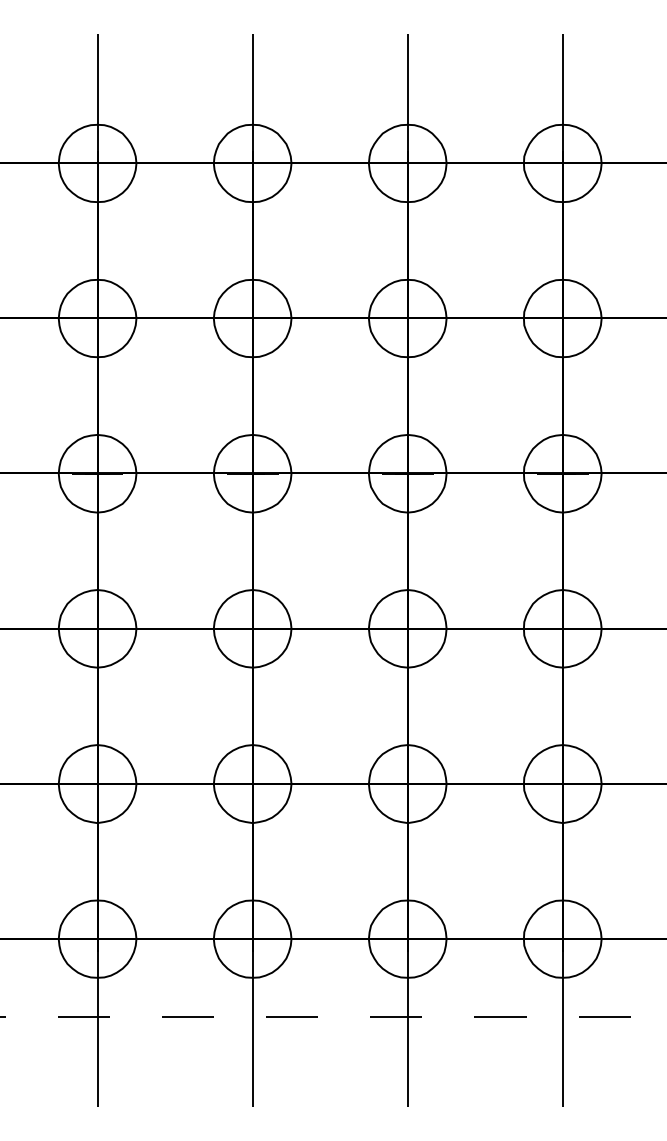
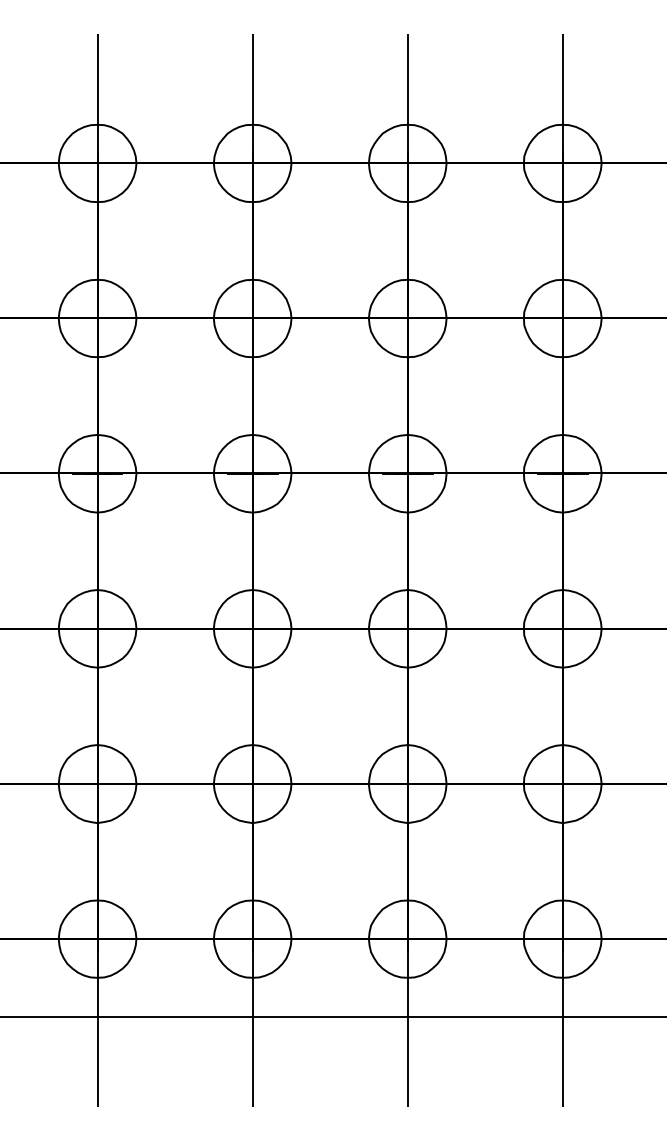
line: dashed -> solid (333, 1016)
